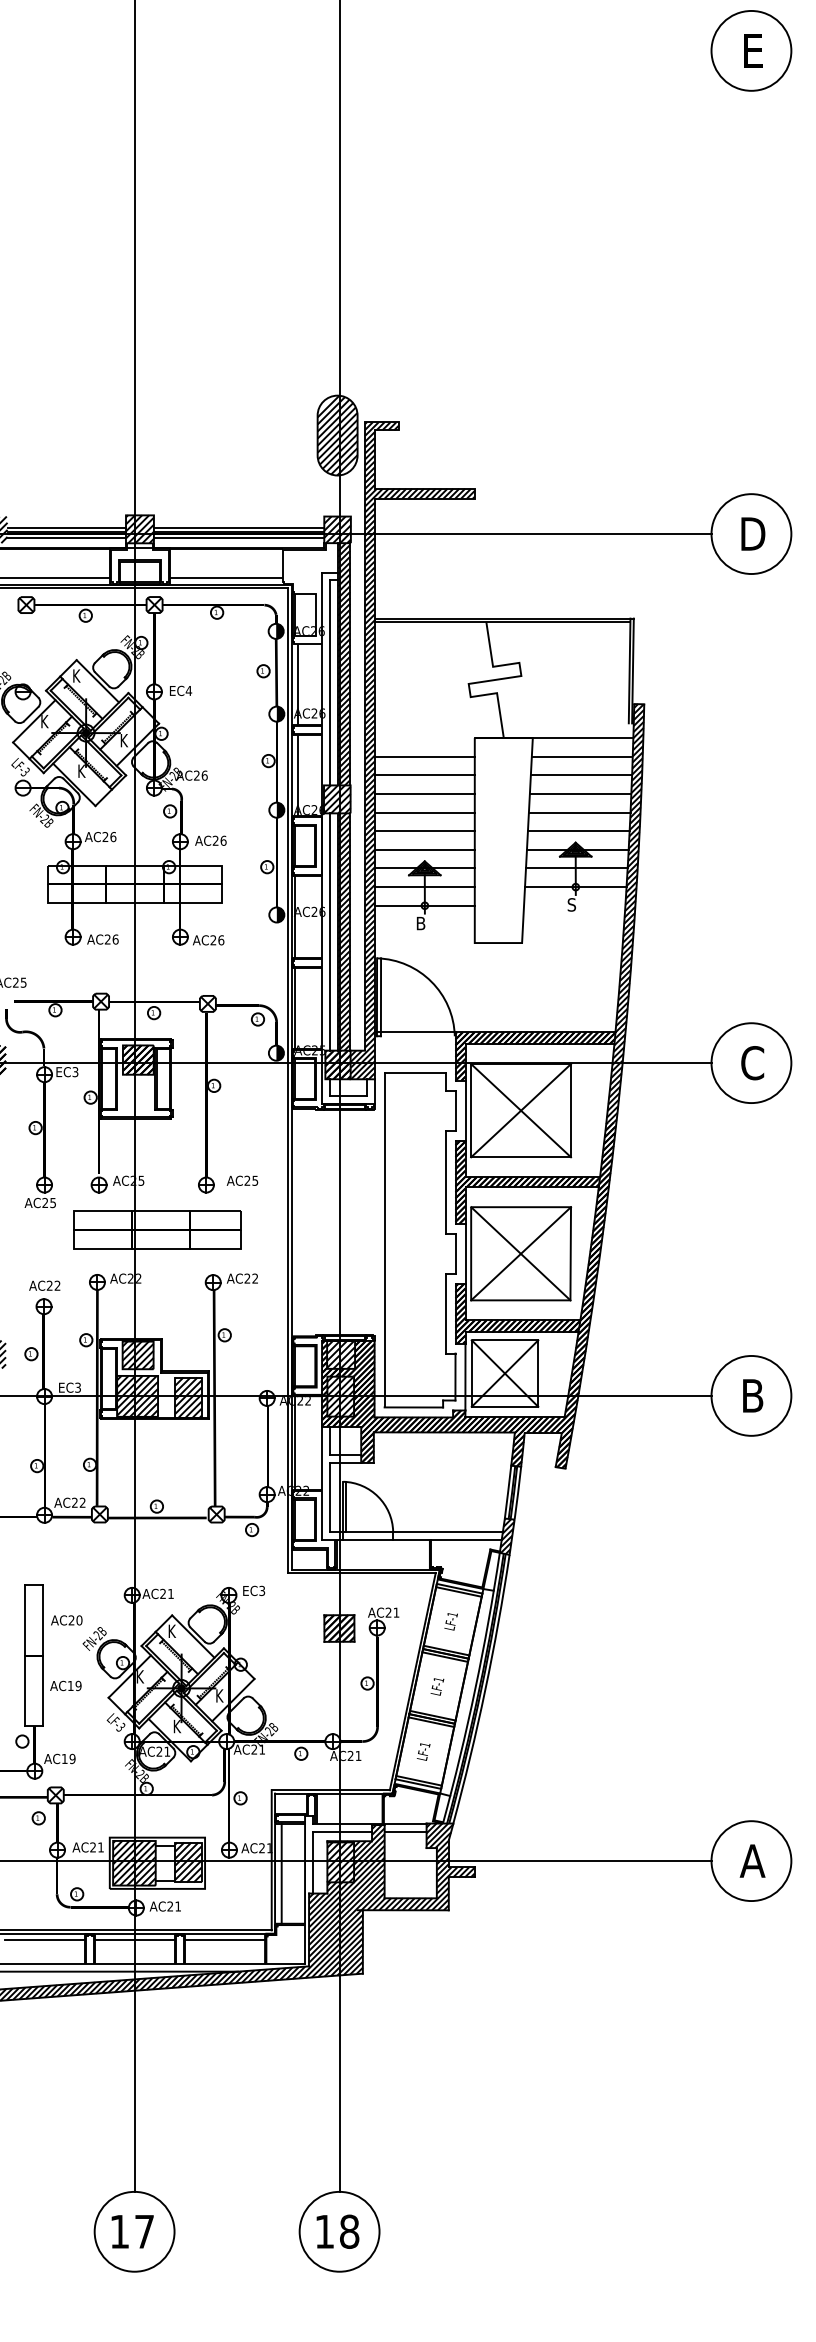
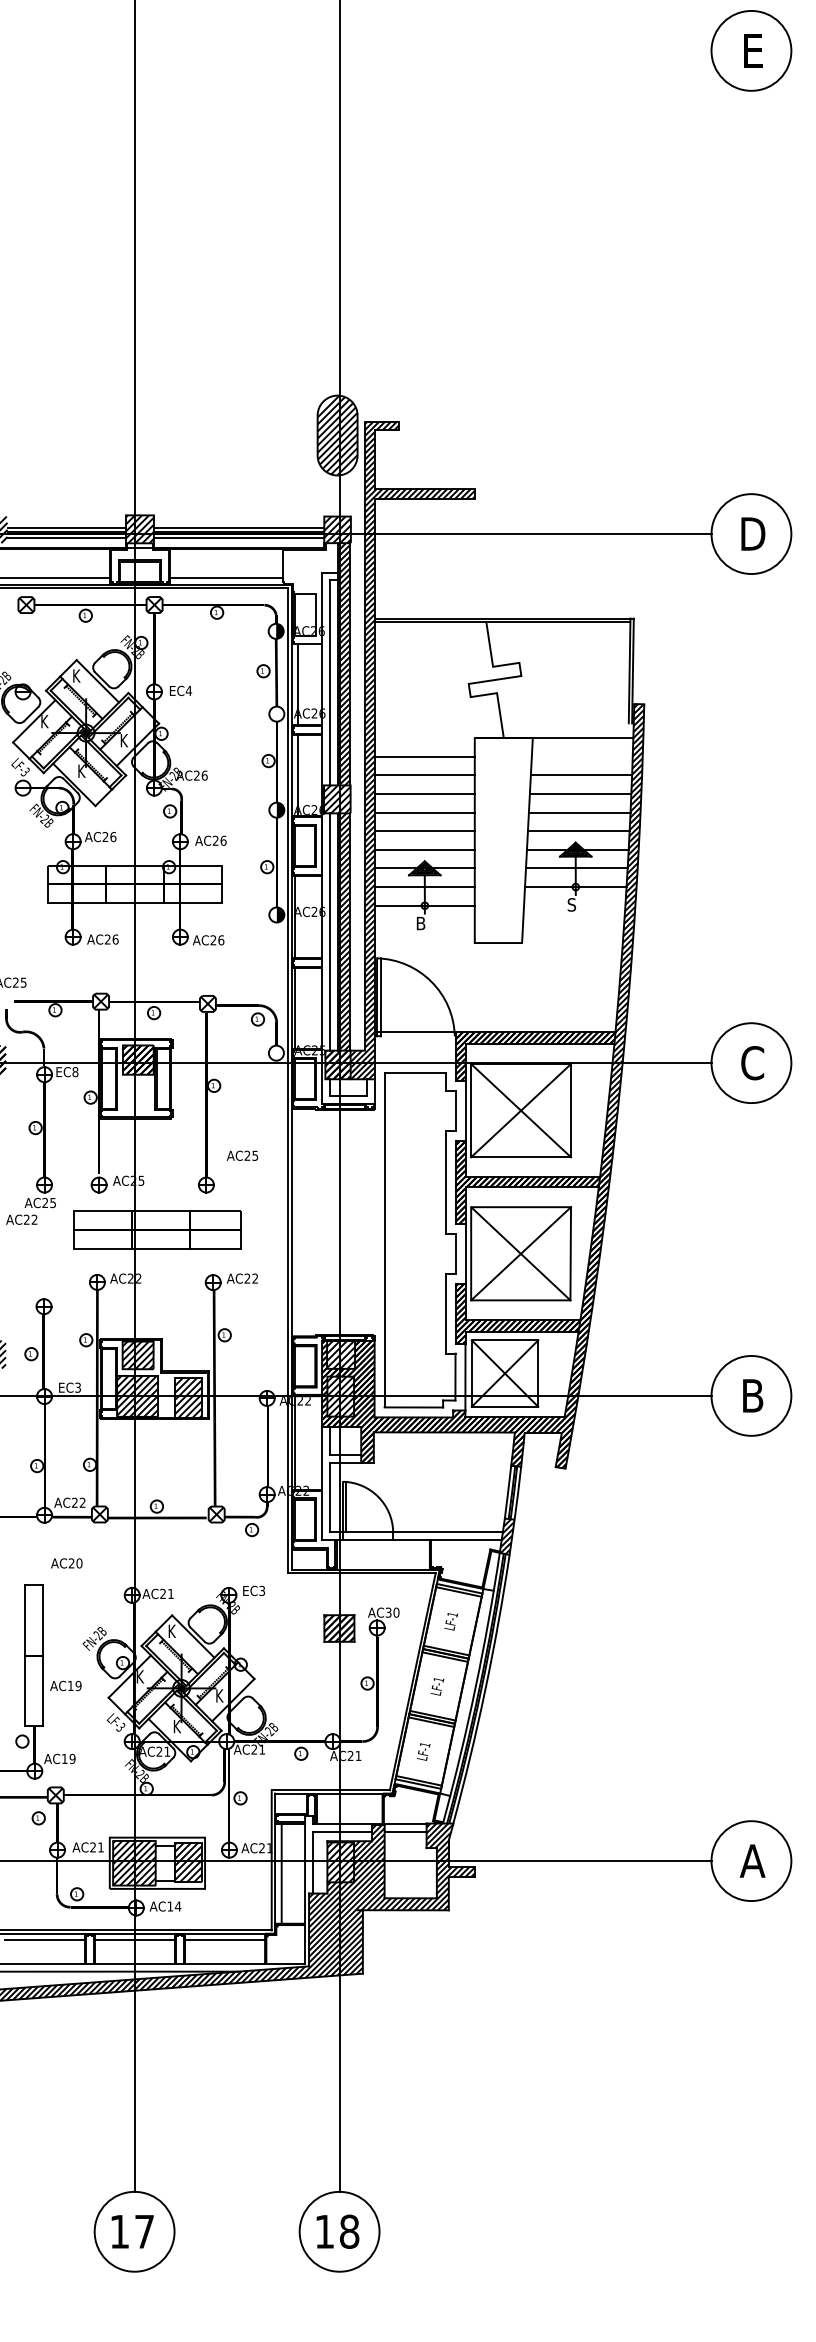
fill: present -> none (280, 713)
line: present -> none (581, 756)
fill: present -> none (279, 1052)
text: EC3 -> EC8 (75, 1072)
text position: (242, 1180) -> (242, 1155) (242, 1155)
text position: (44, 1285) -> (21, 1219) (21, 1219)
text: AC21 -> AC30 (392, 1612)
text position: (66, 1620) -> (66, 1563) (66, 1563)
text: AC21 -> AC14 (174, 1906)
